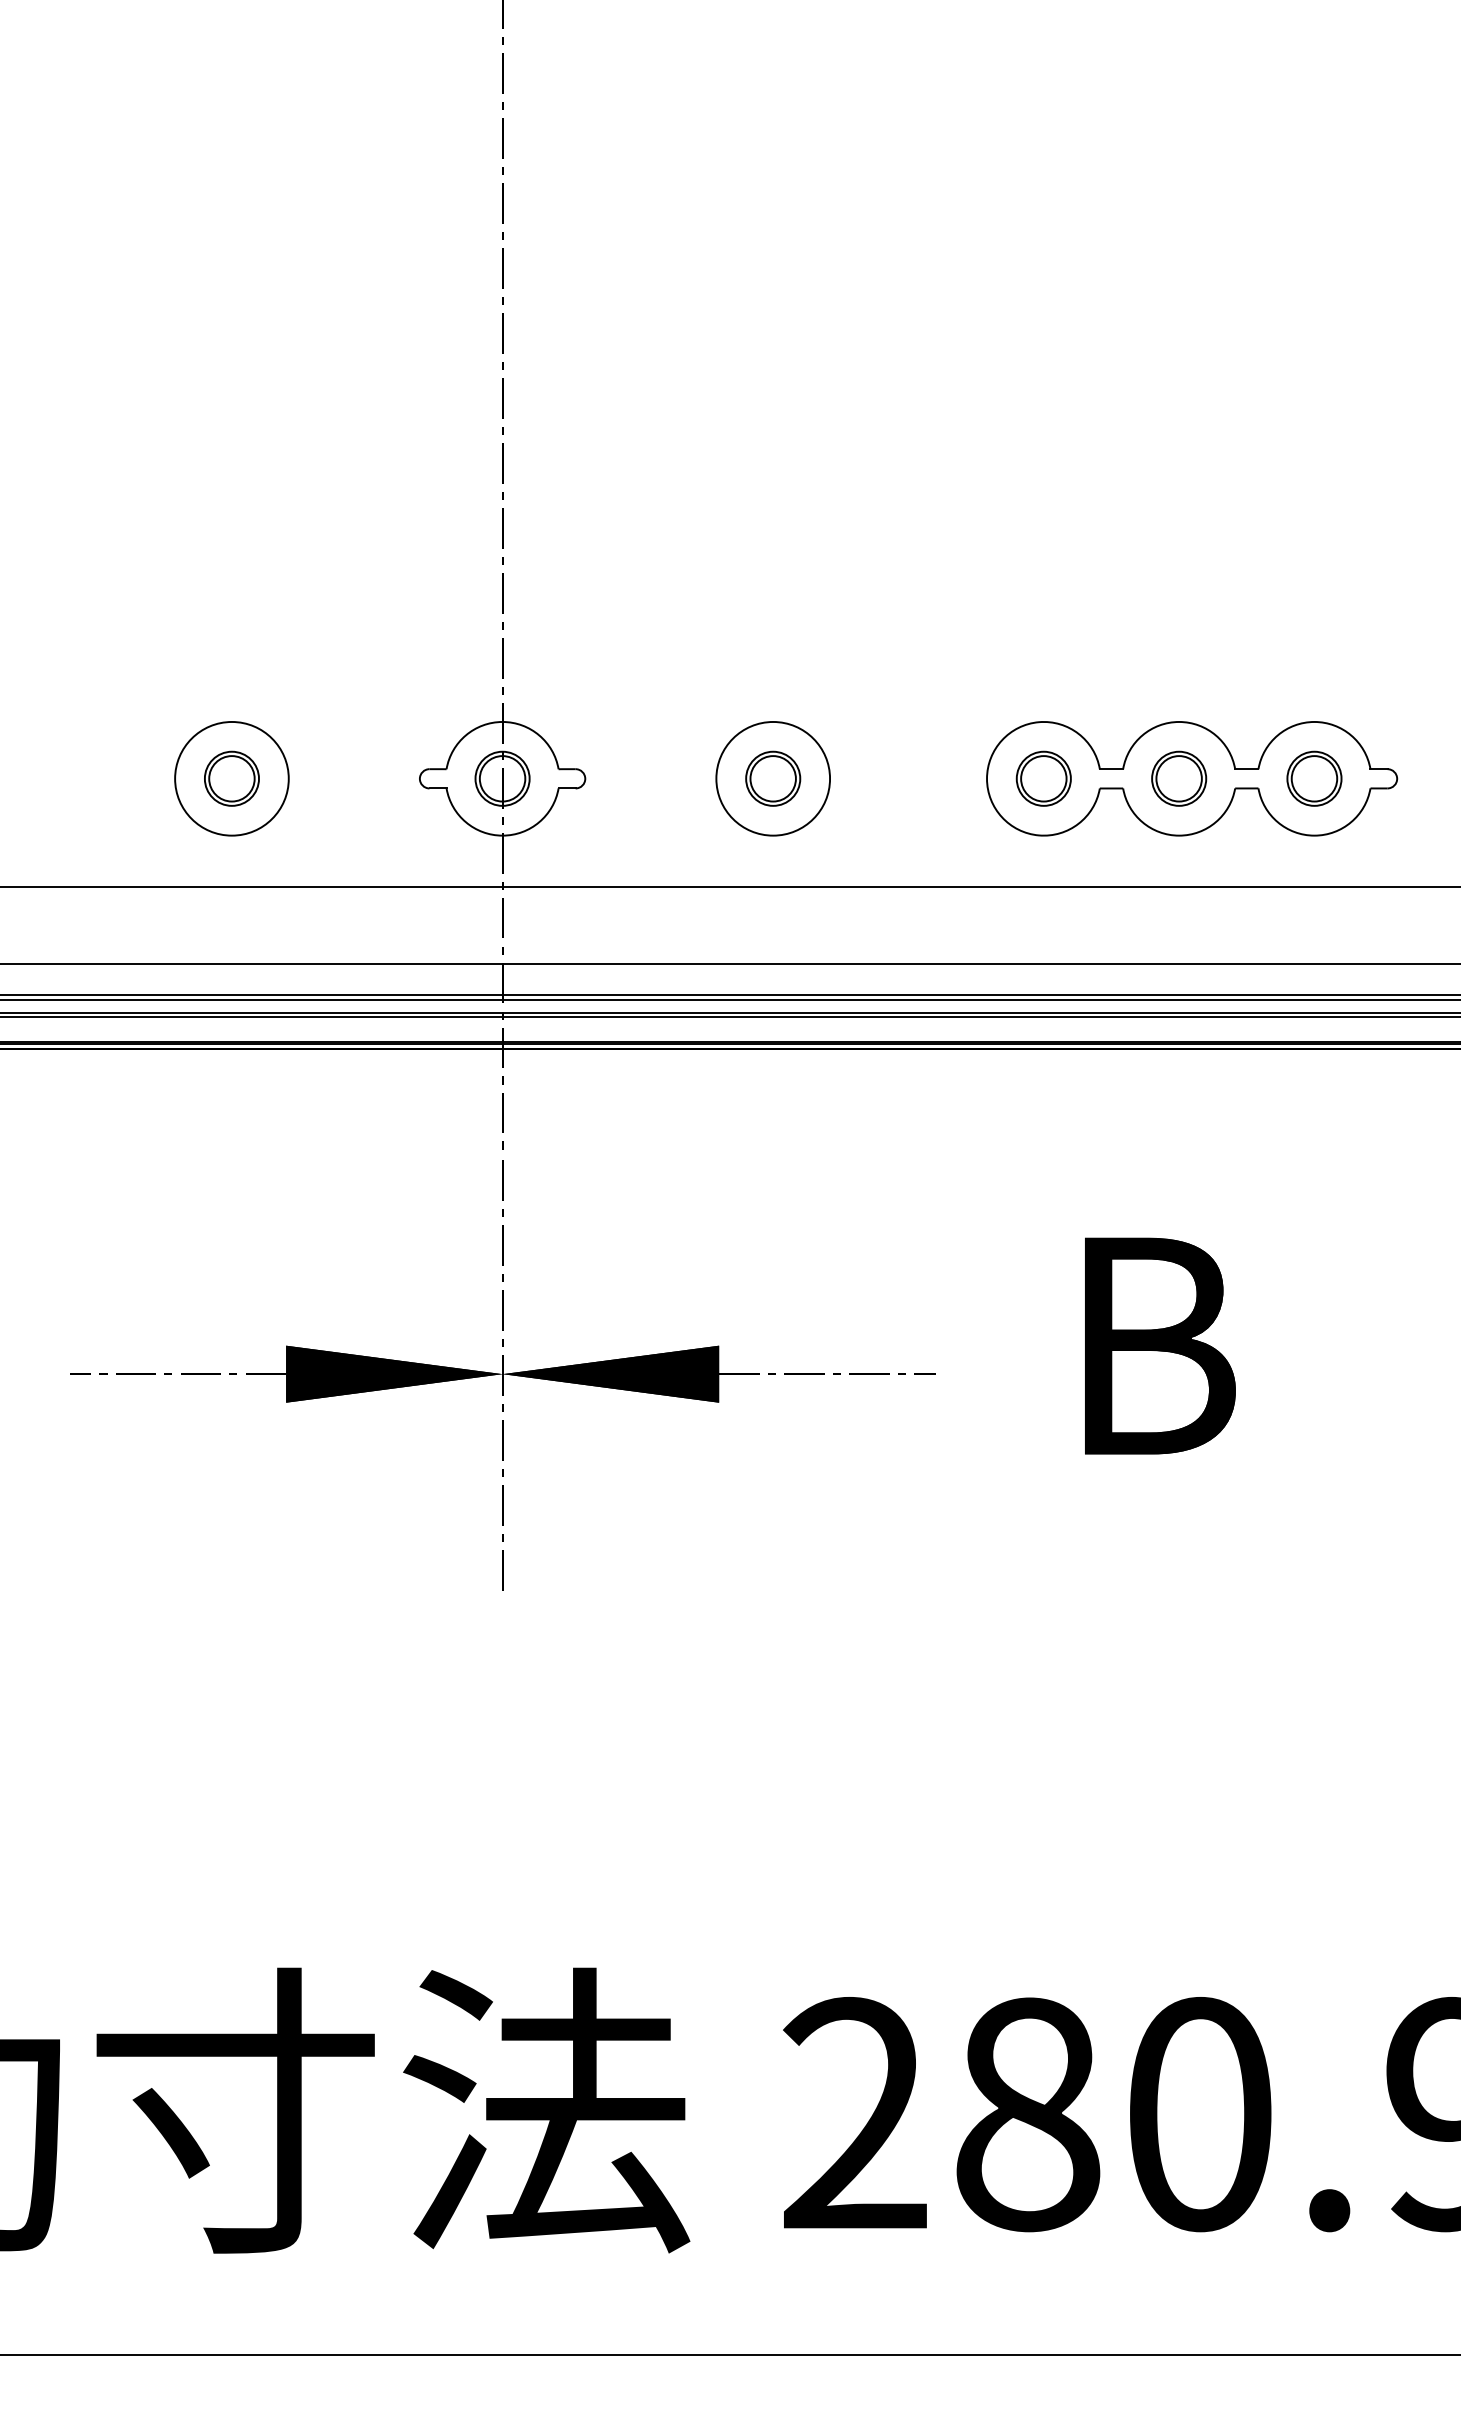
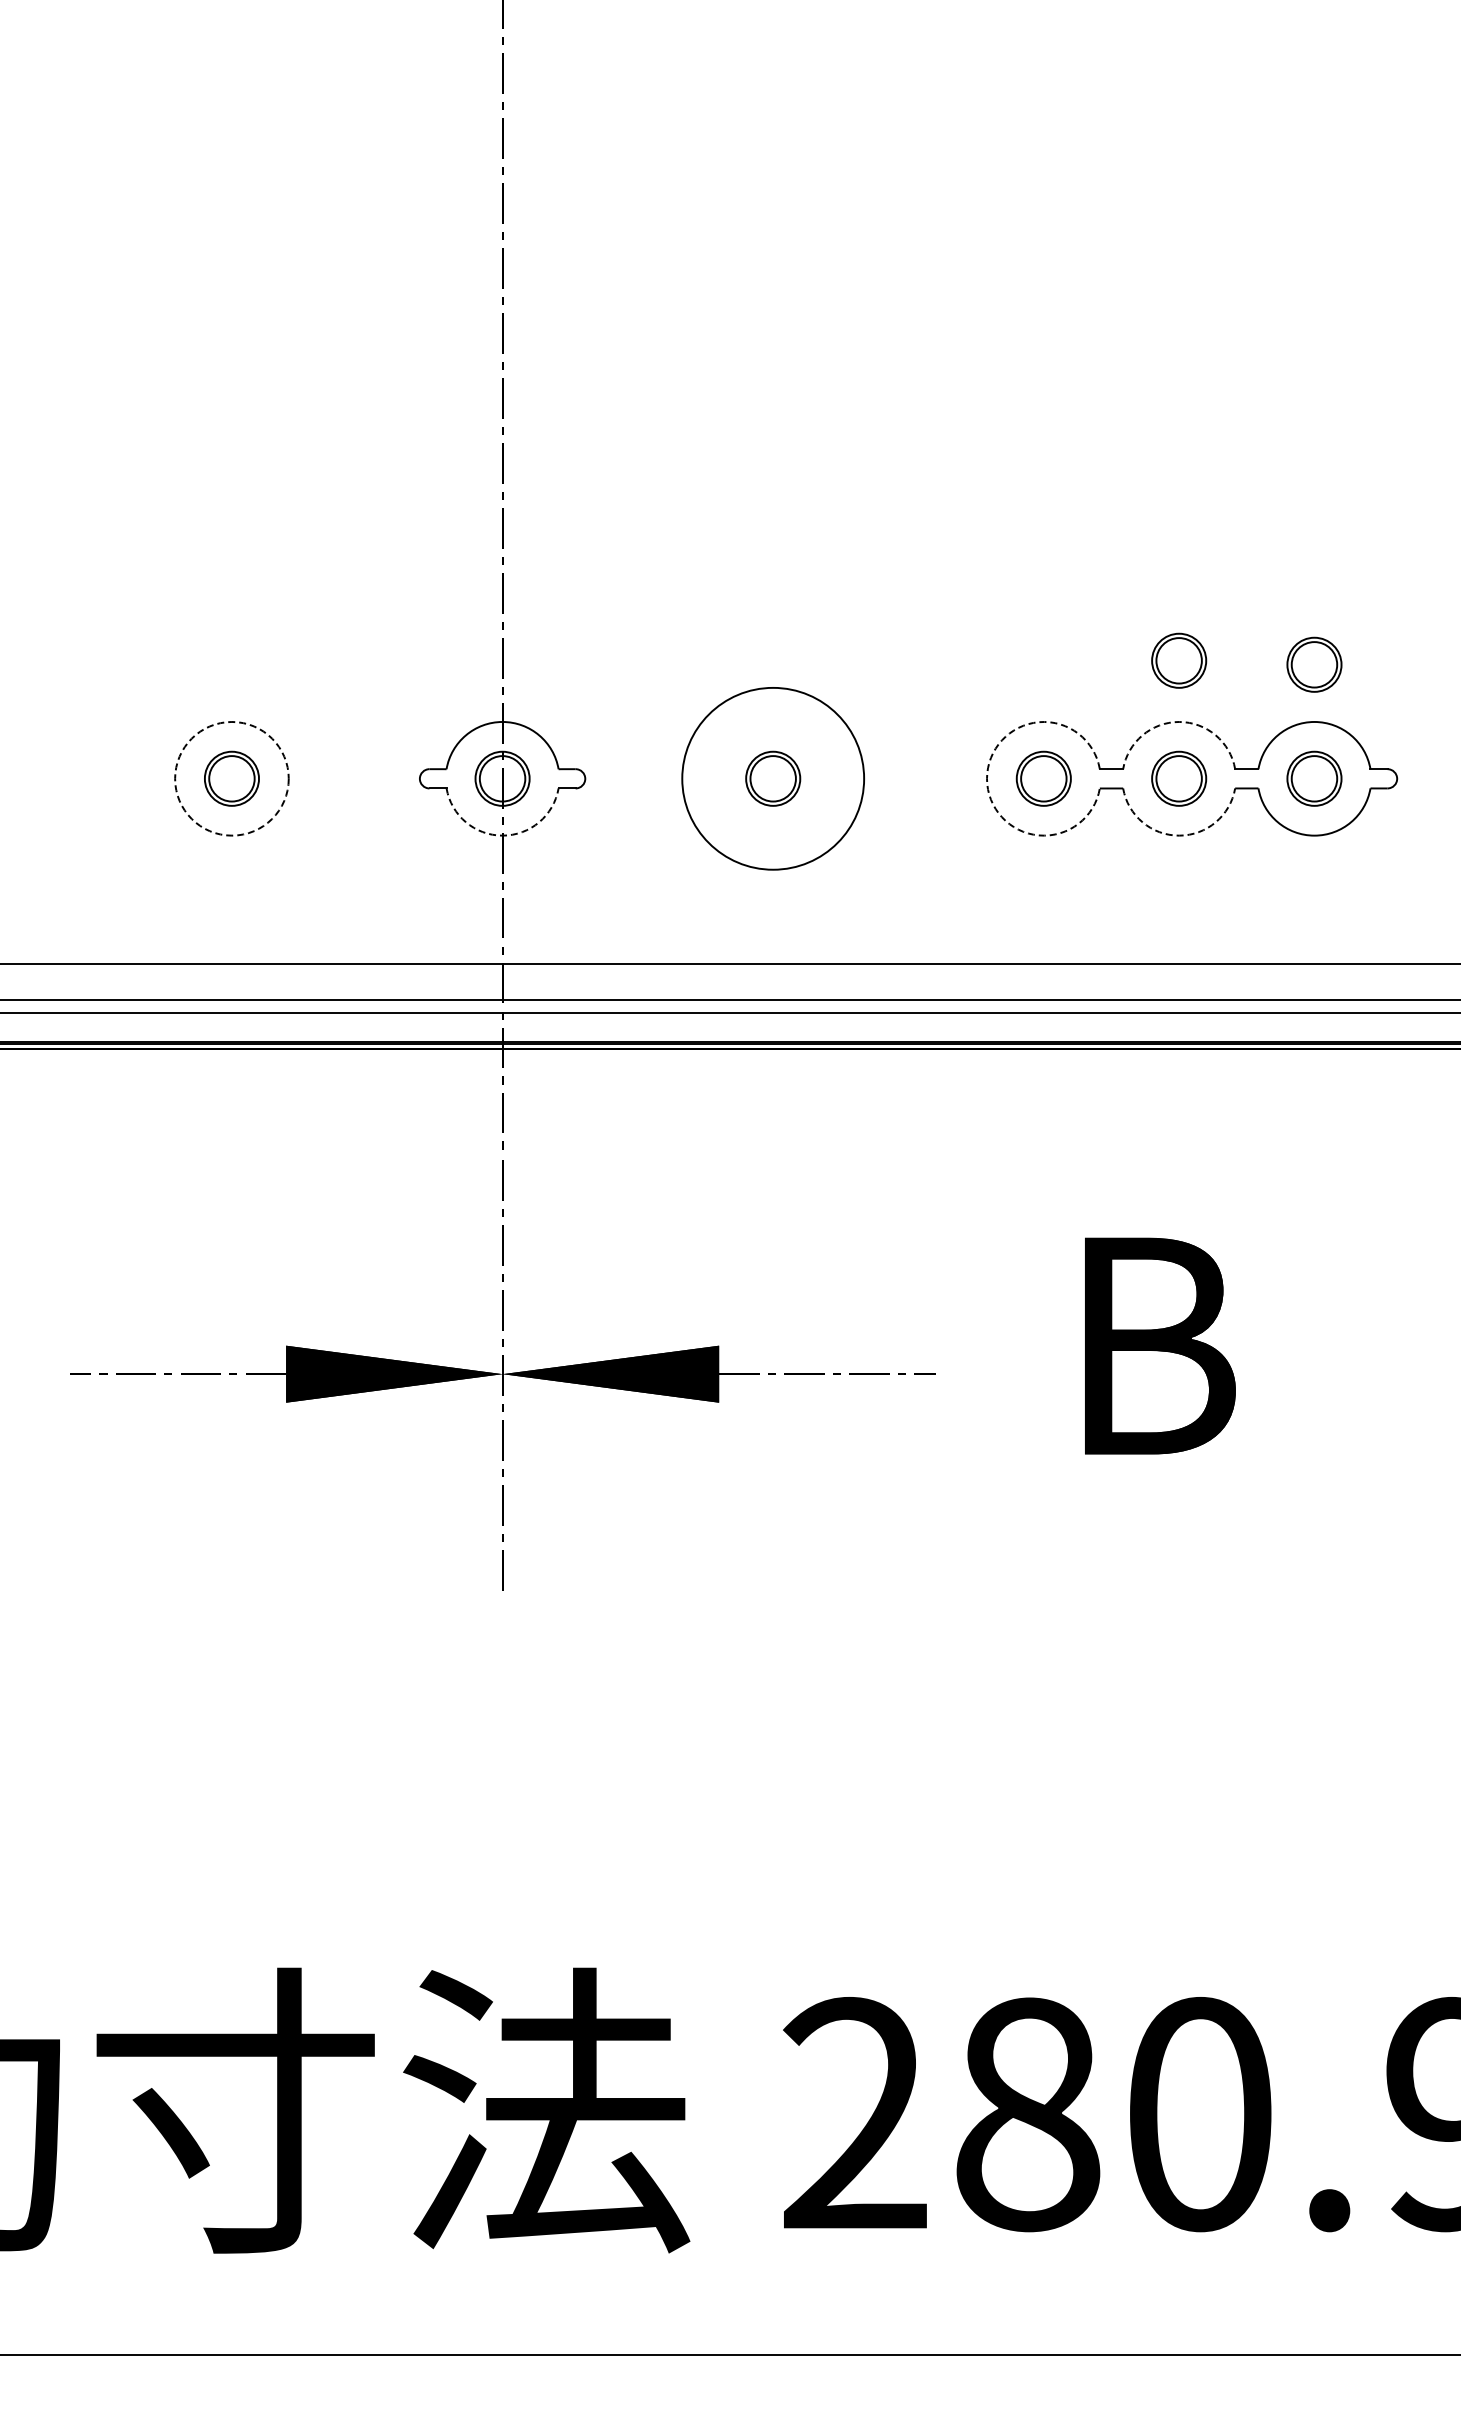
part: none -> present (1179, 660)
part: none -> present (1314, 664)
arc: solid -> dashed (1179, 721)
circle: solid -> dashed (231, 778)
circle diameter: 114 px -> 182 px (773, 778)
arc: solid -> dashed (987, 778)
arc: solid -> dashed (502, 835)
arc: solid -> dashed (1179, 835)
line: present -> none (729, 887)
line: present -> none (729, 995)
line: present -> none (729, 1017)
